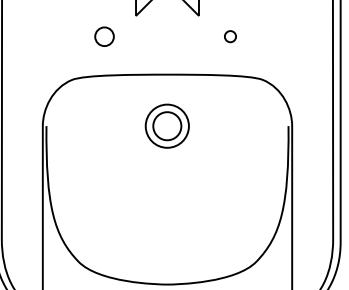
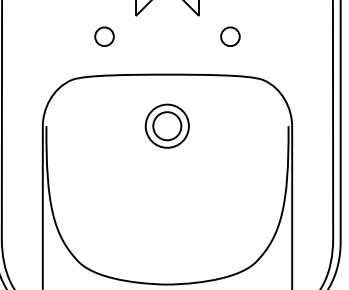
part size: 13x14 px -> 21x21 px (230, 36)
